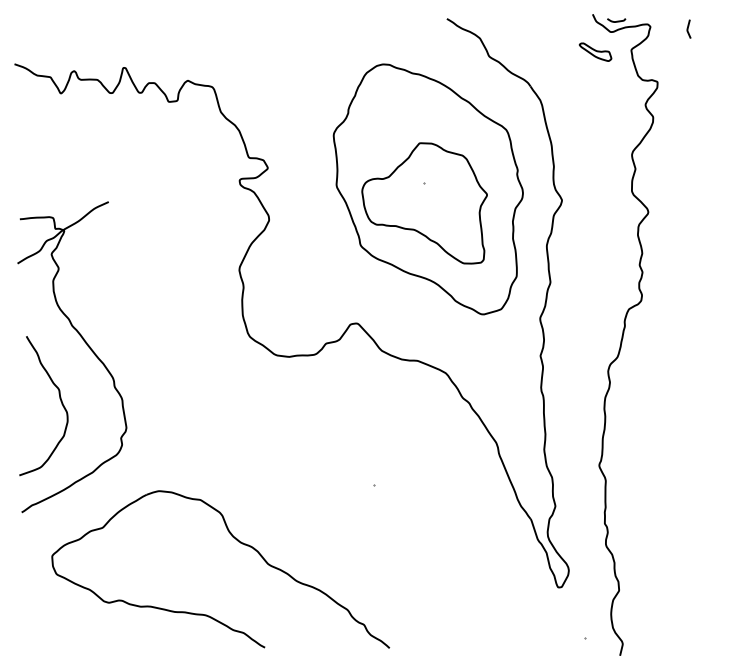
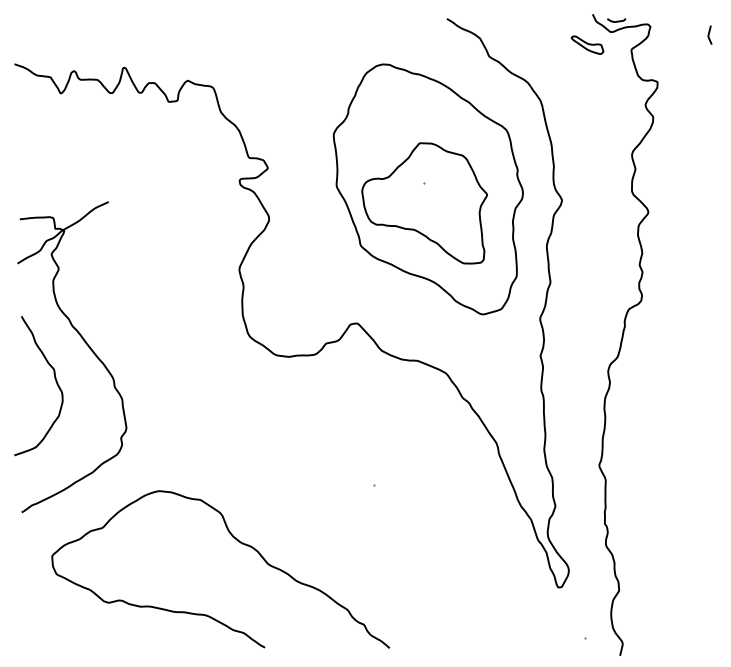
curve position: (688, 28) -> (709, 34) (709, 34)
part position: (595, 51) -> (587, 44) (587, 44)
curve position: (60, 401) -> (55, 381) (55, 381)
